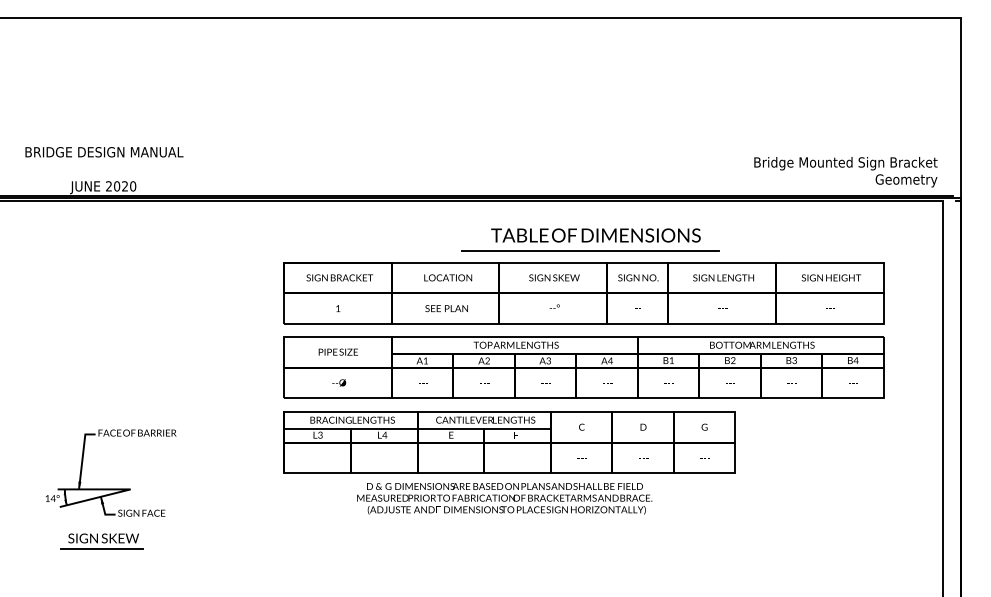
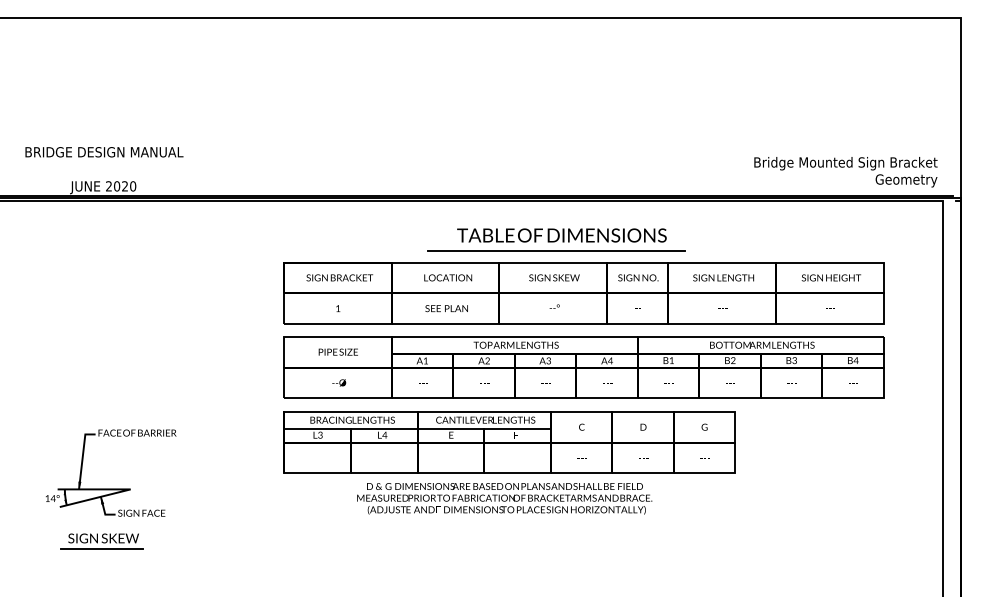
part position: (590, 239) -> (556, 239) (556, 239)
